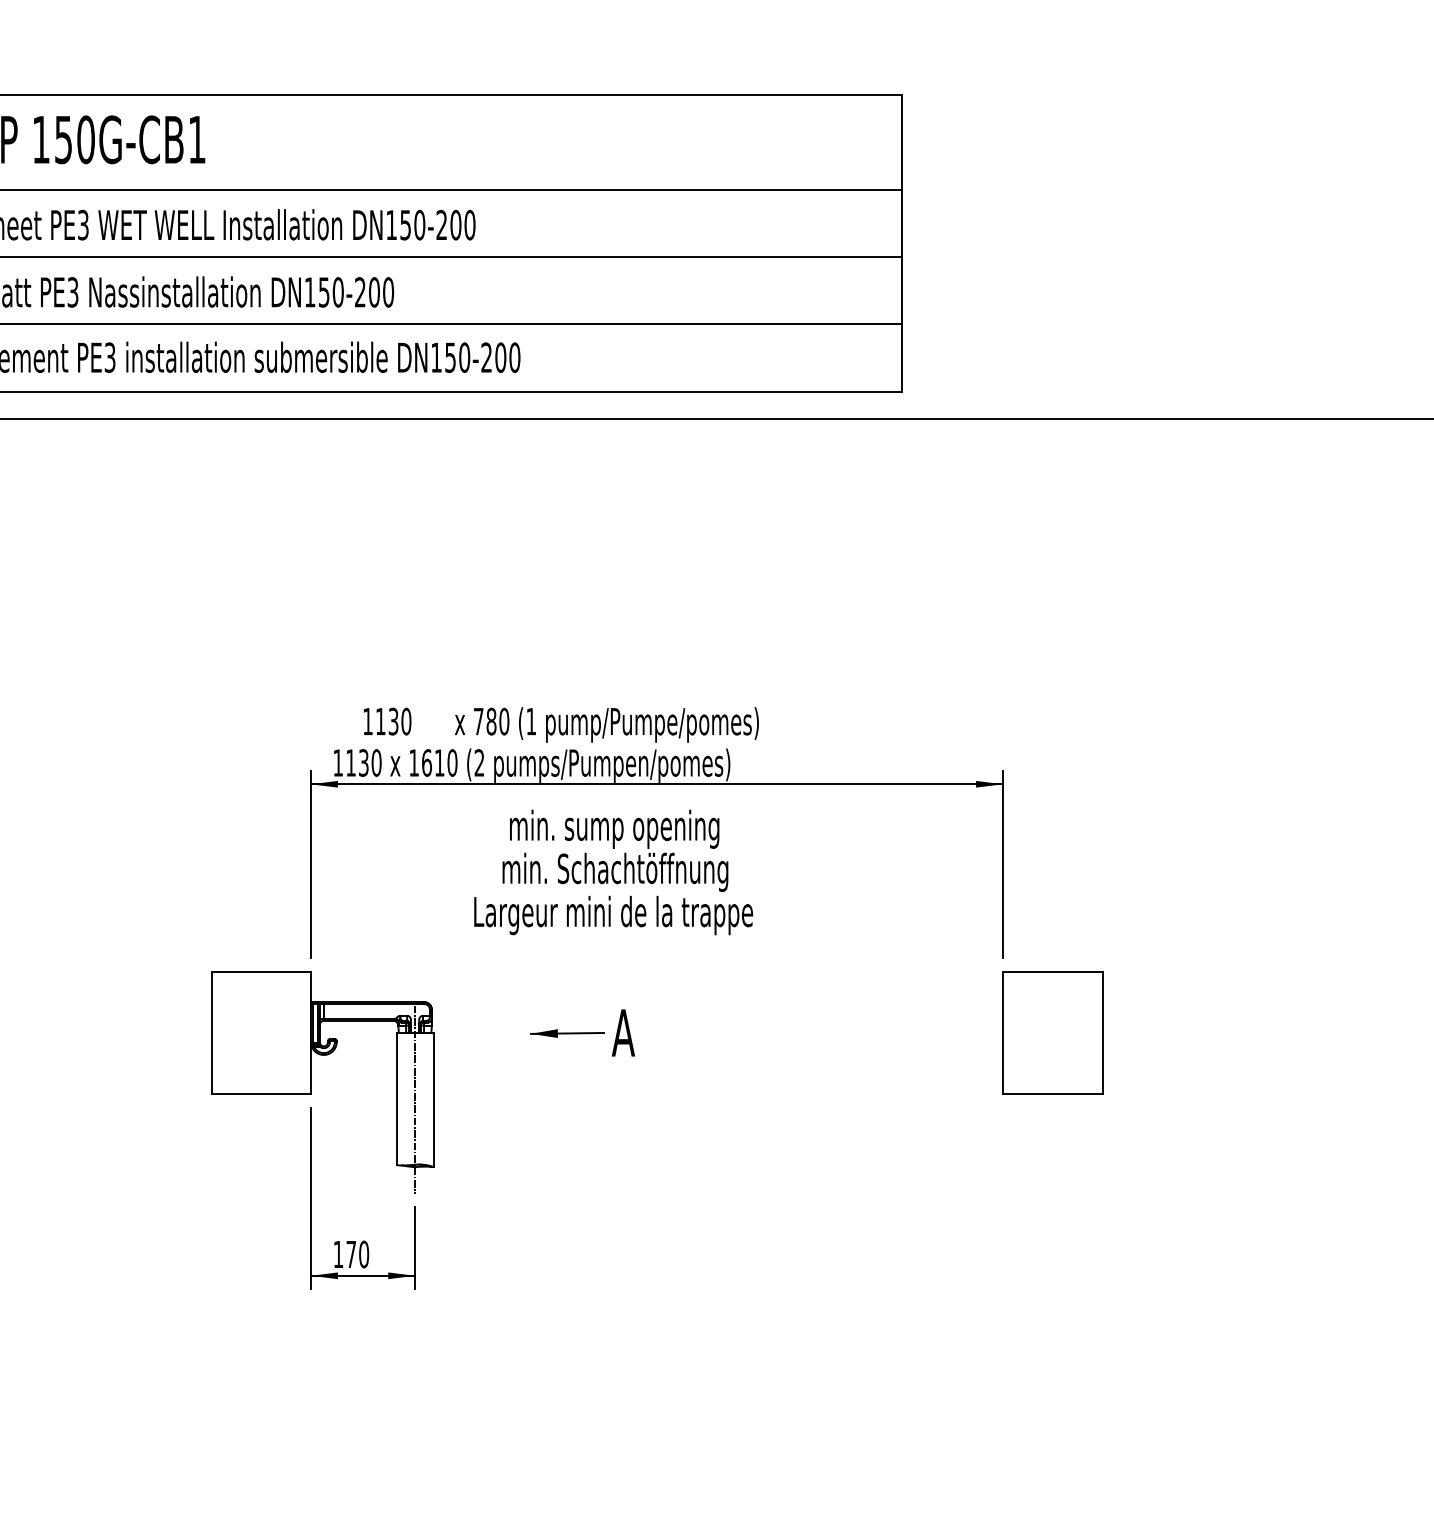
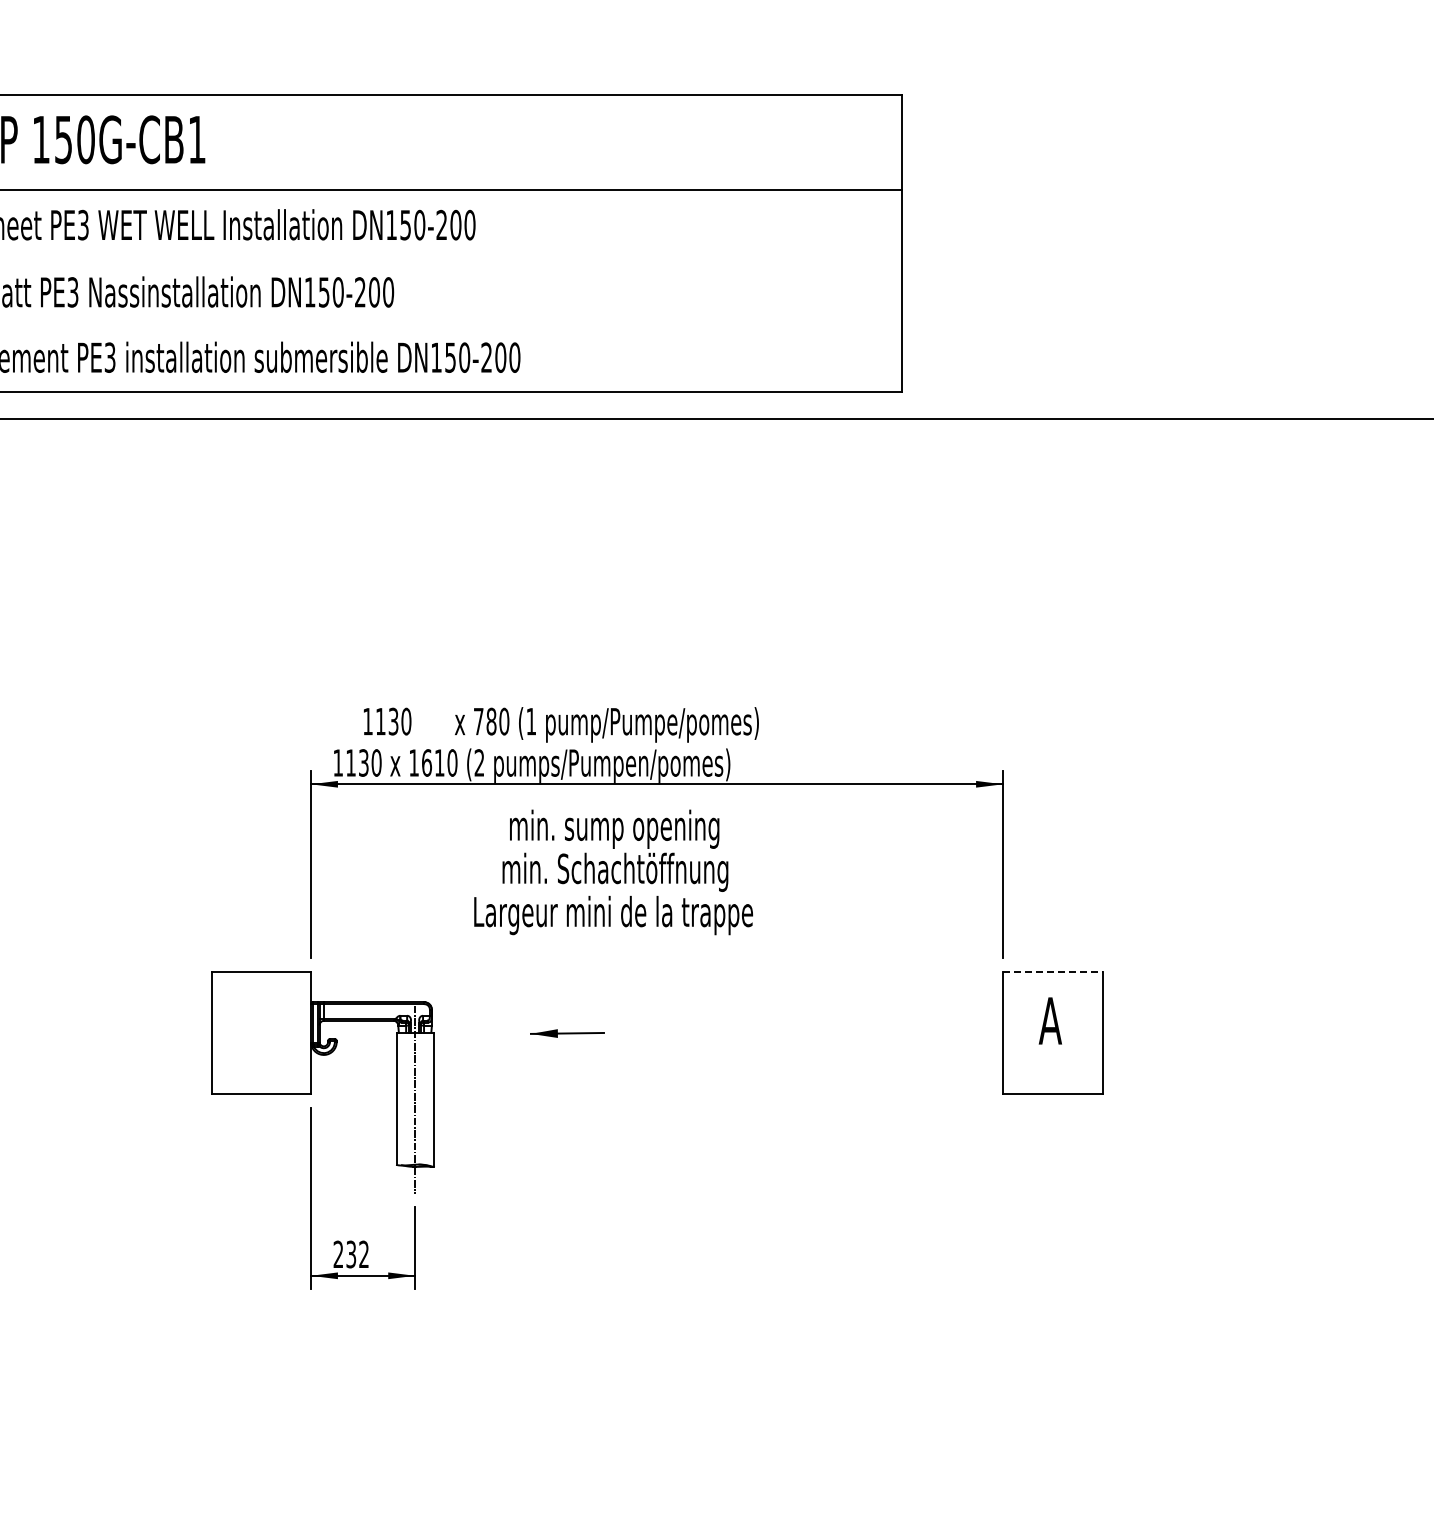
line: present -> none (452, 257)
line: present -> none (452, 324)
line: solid -> dashed (1053, 971)
text position: (622, 1032) -> (1049, 1020) (1049, 1020)
text: 170 -> 232 (351, 1254)
